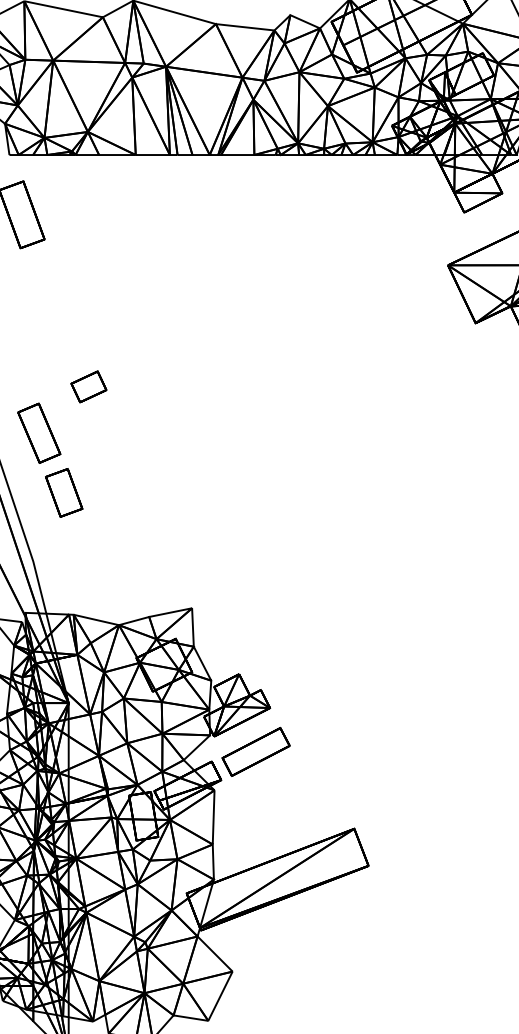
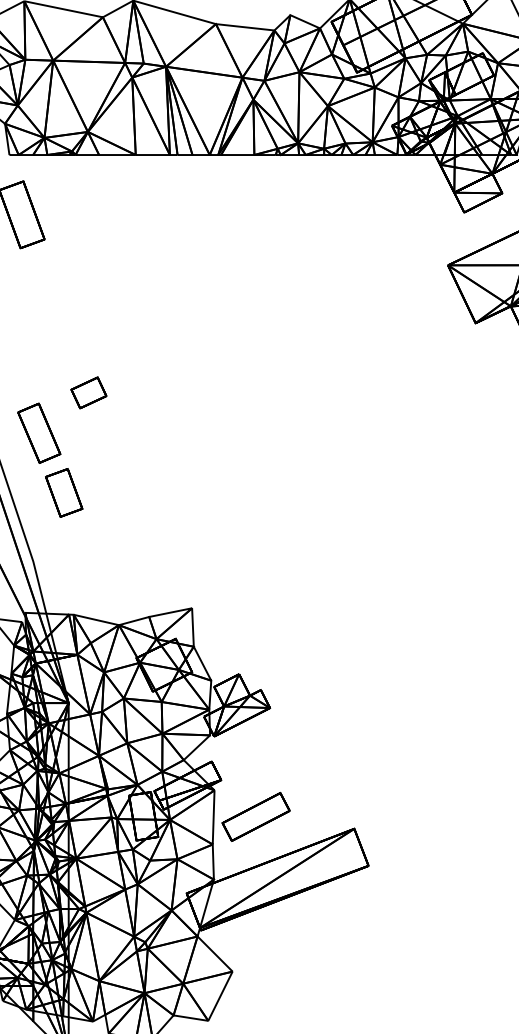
part position: (88, 386) -> (88, 392) (88, 392)
part position: (255, 751) -> (255, 816) (255, 816)
